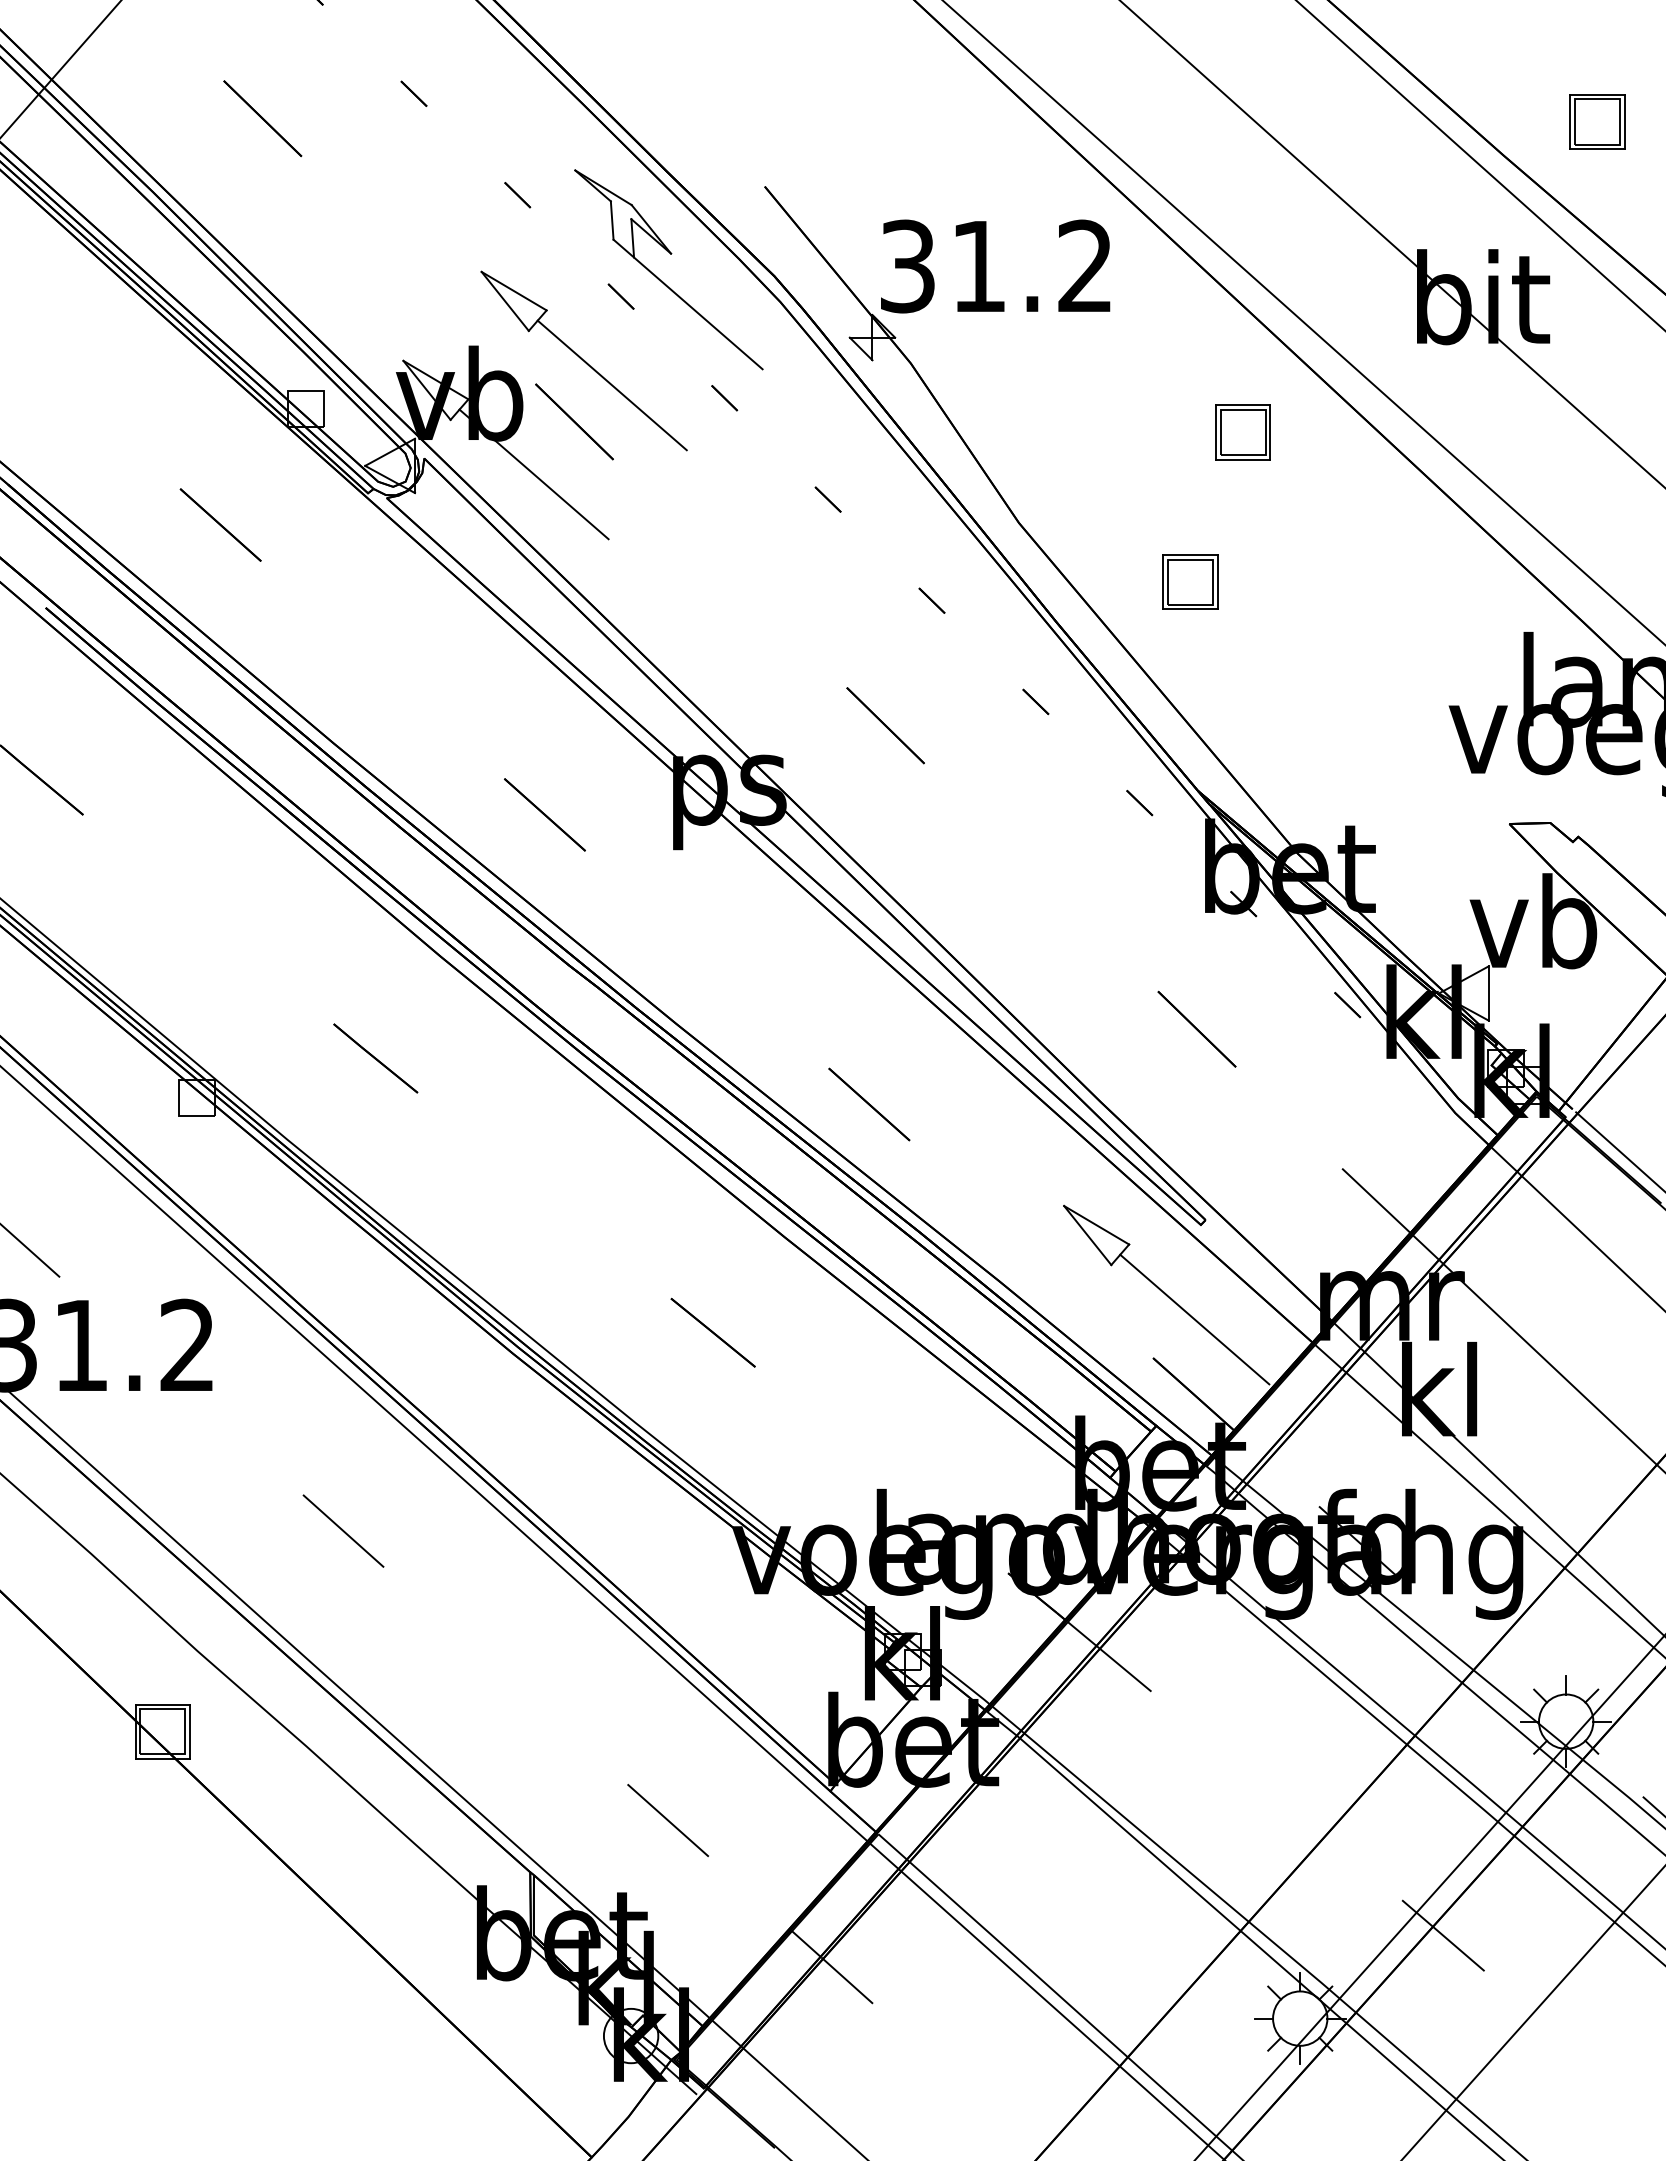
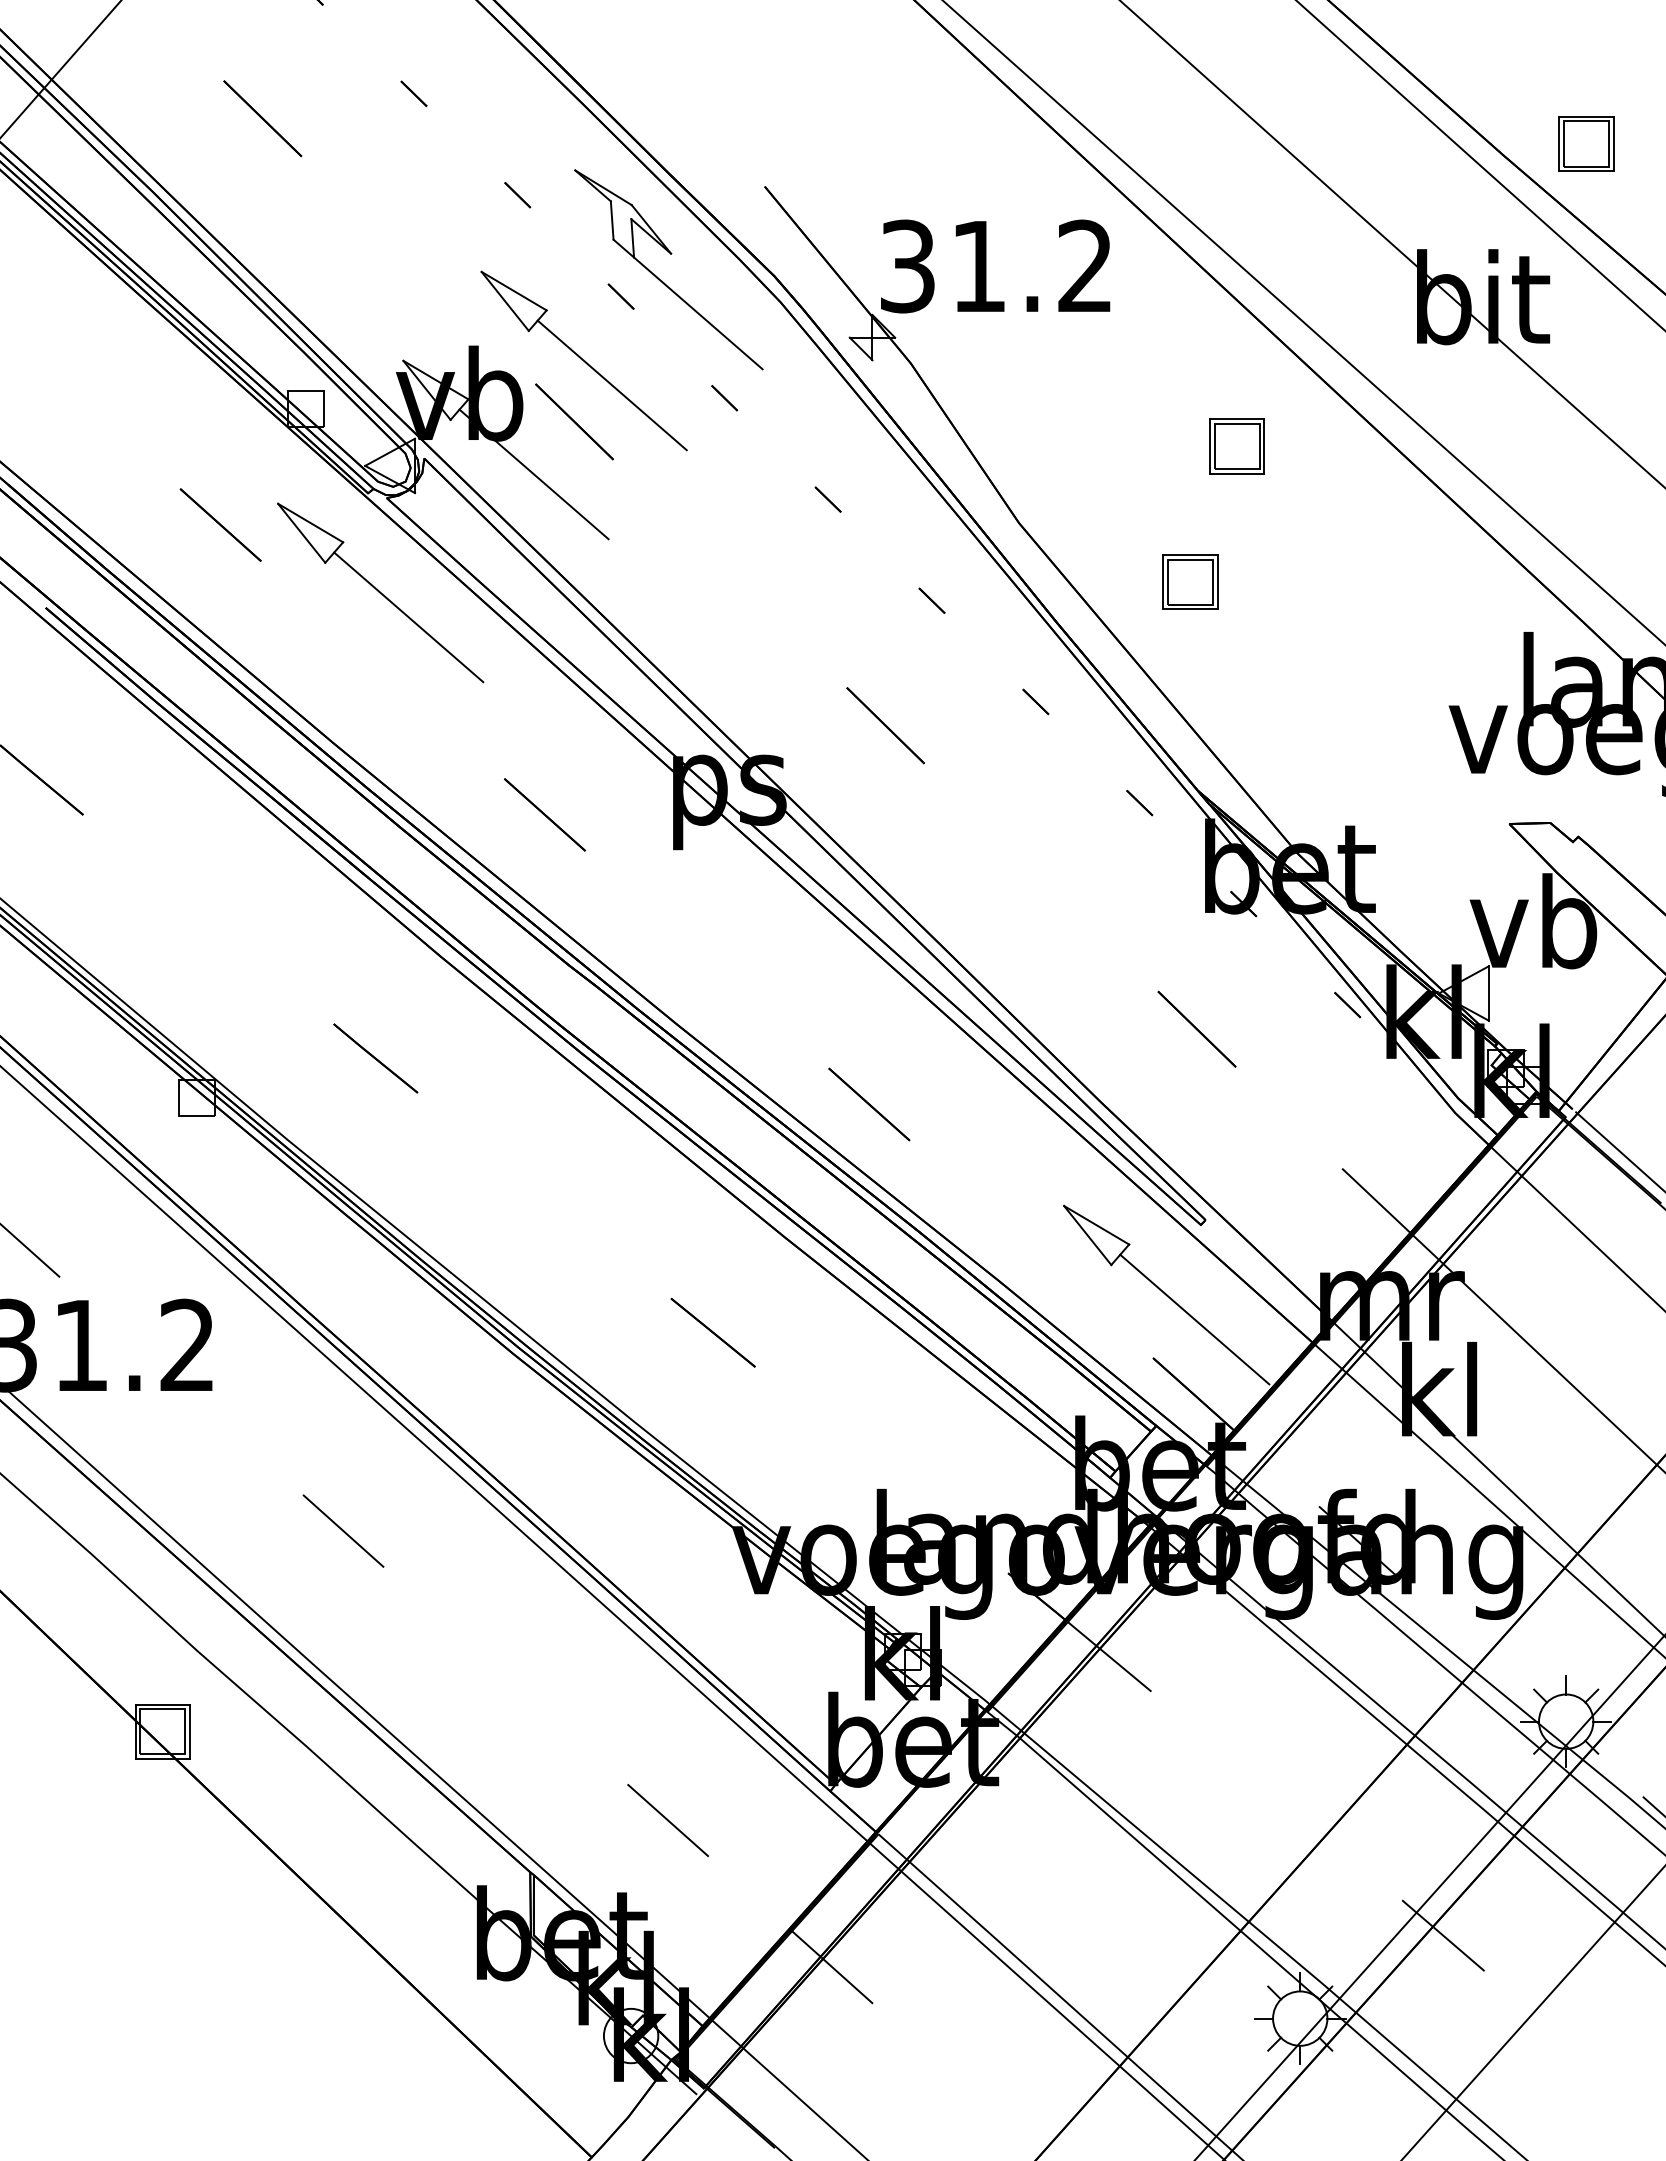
part position: (1597, 121) -> (1586, 143) (1586, 143)
part position: (1242, 432) -> (1236, 446) (1236, 446)
part: none -> present (380, 592)
